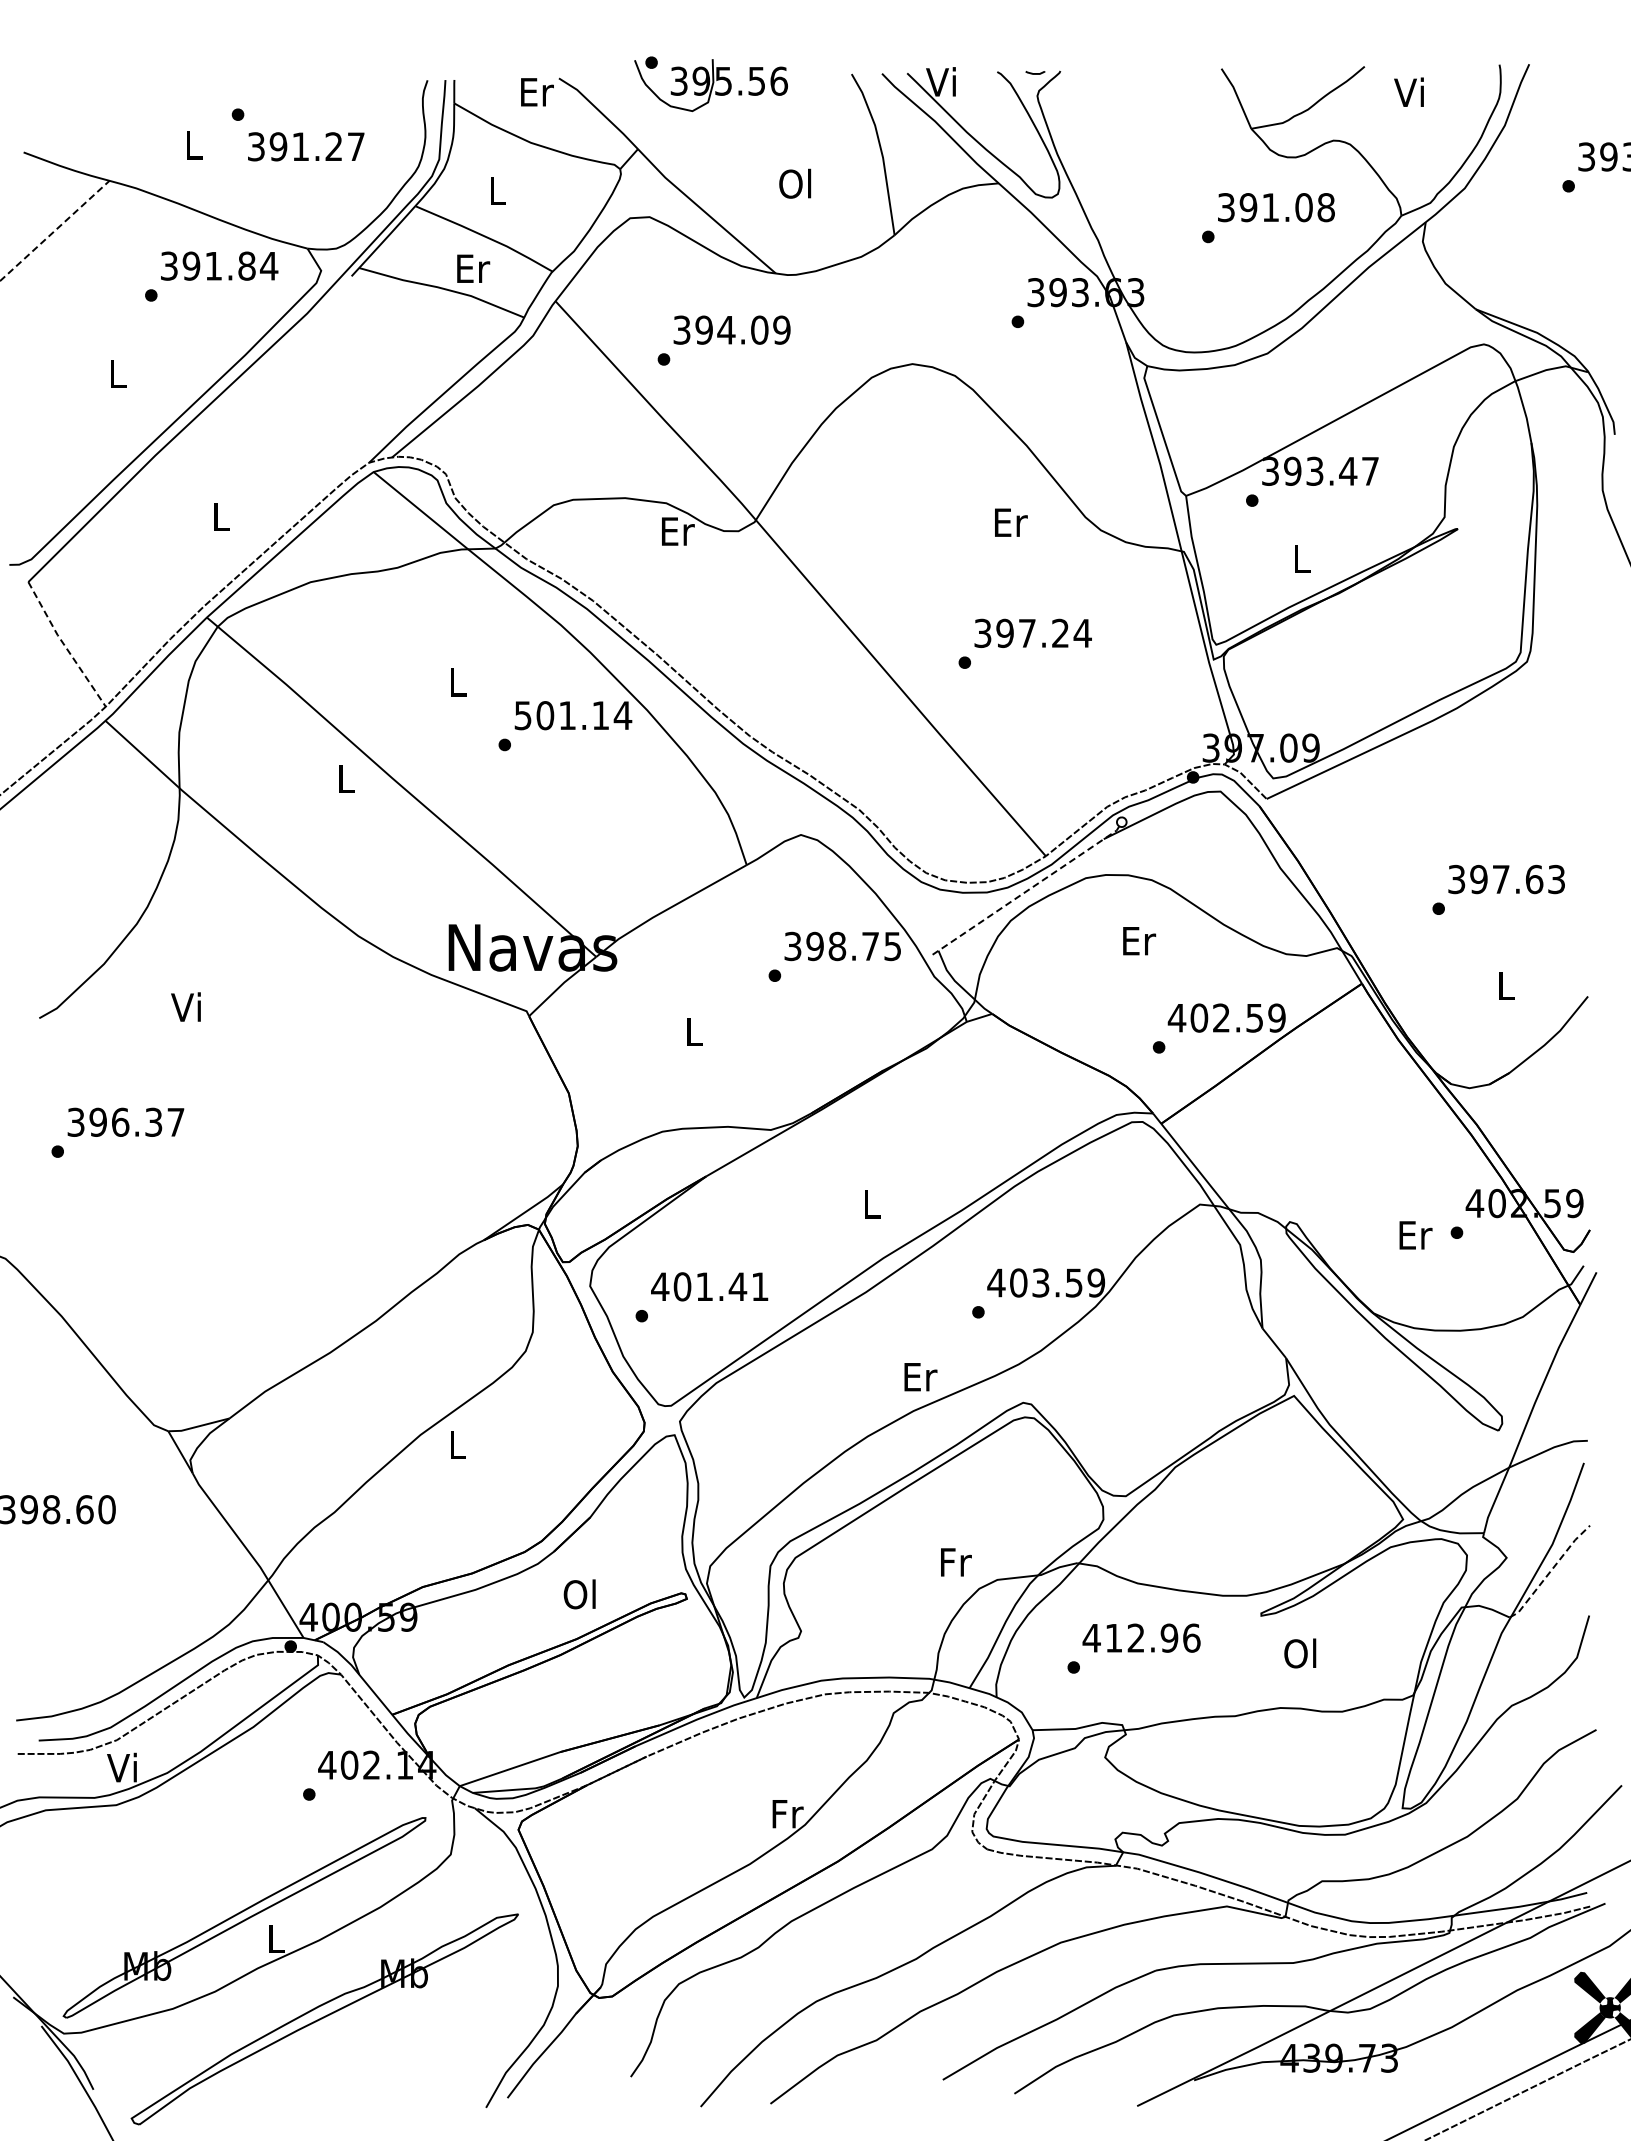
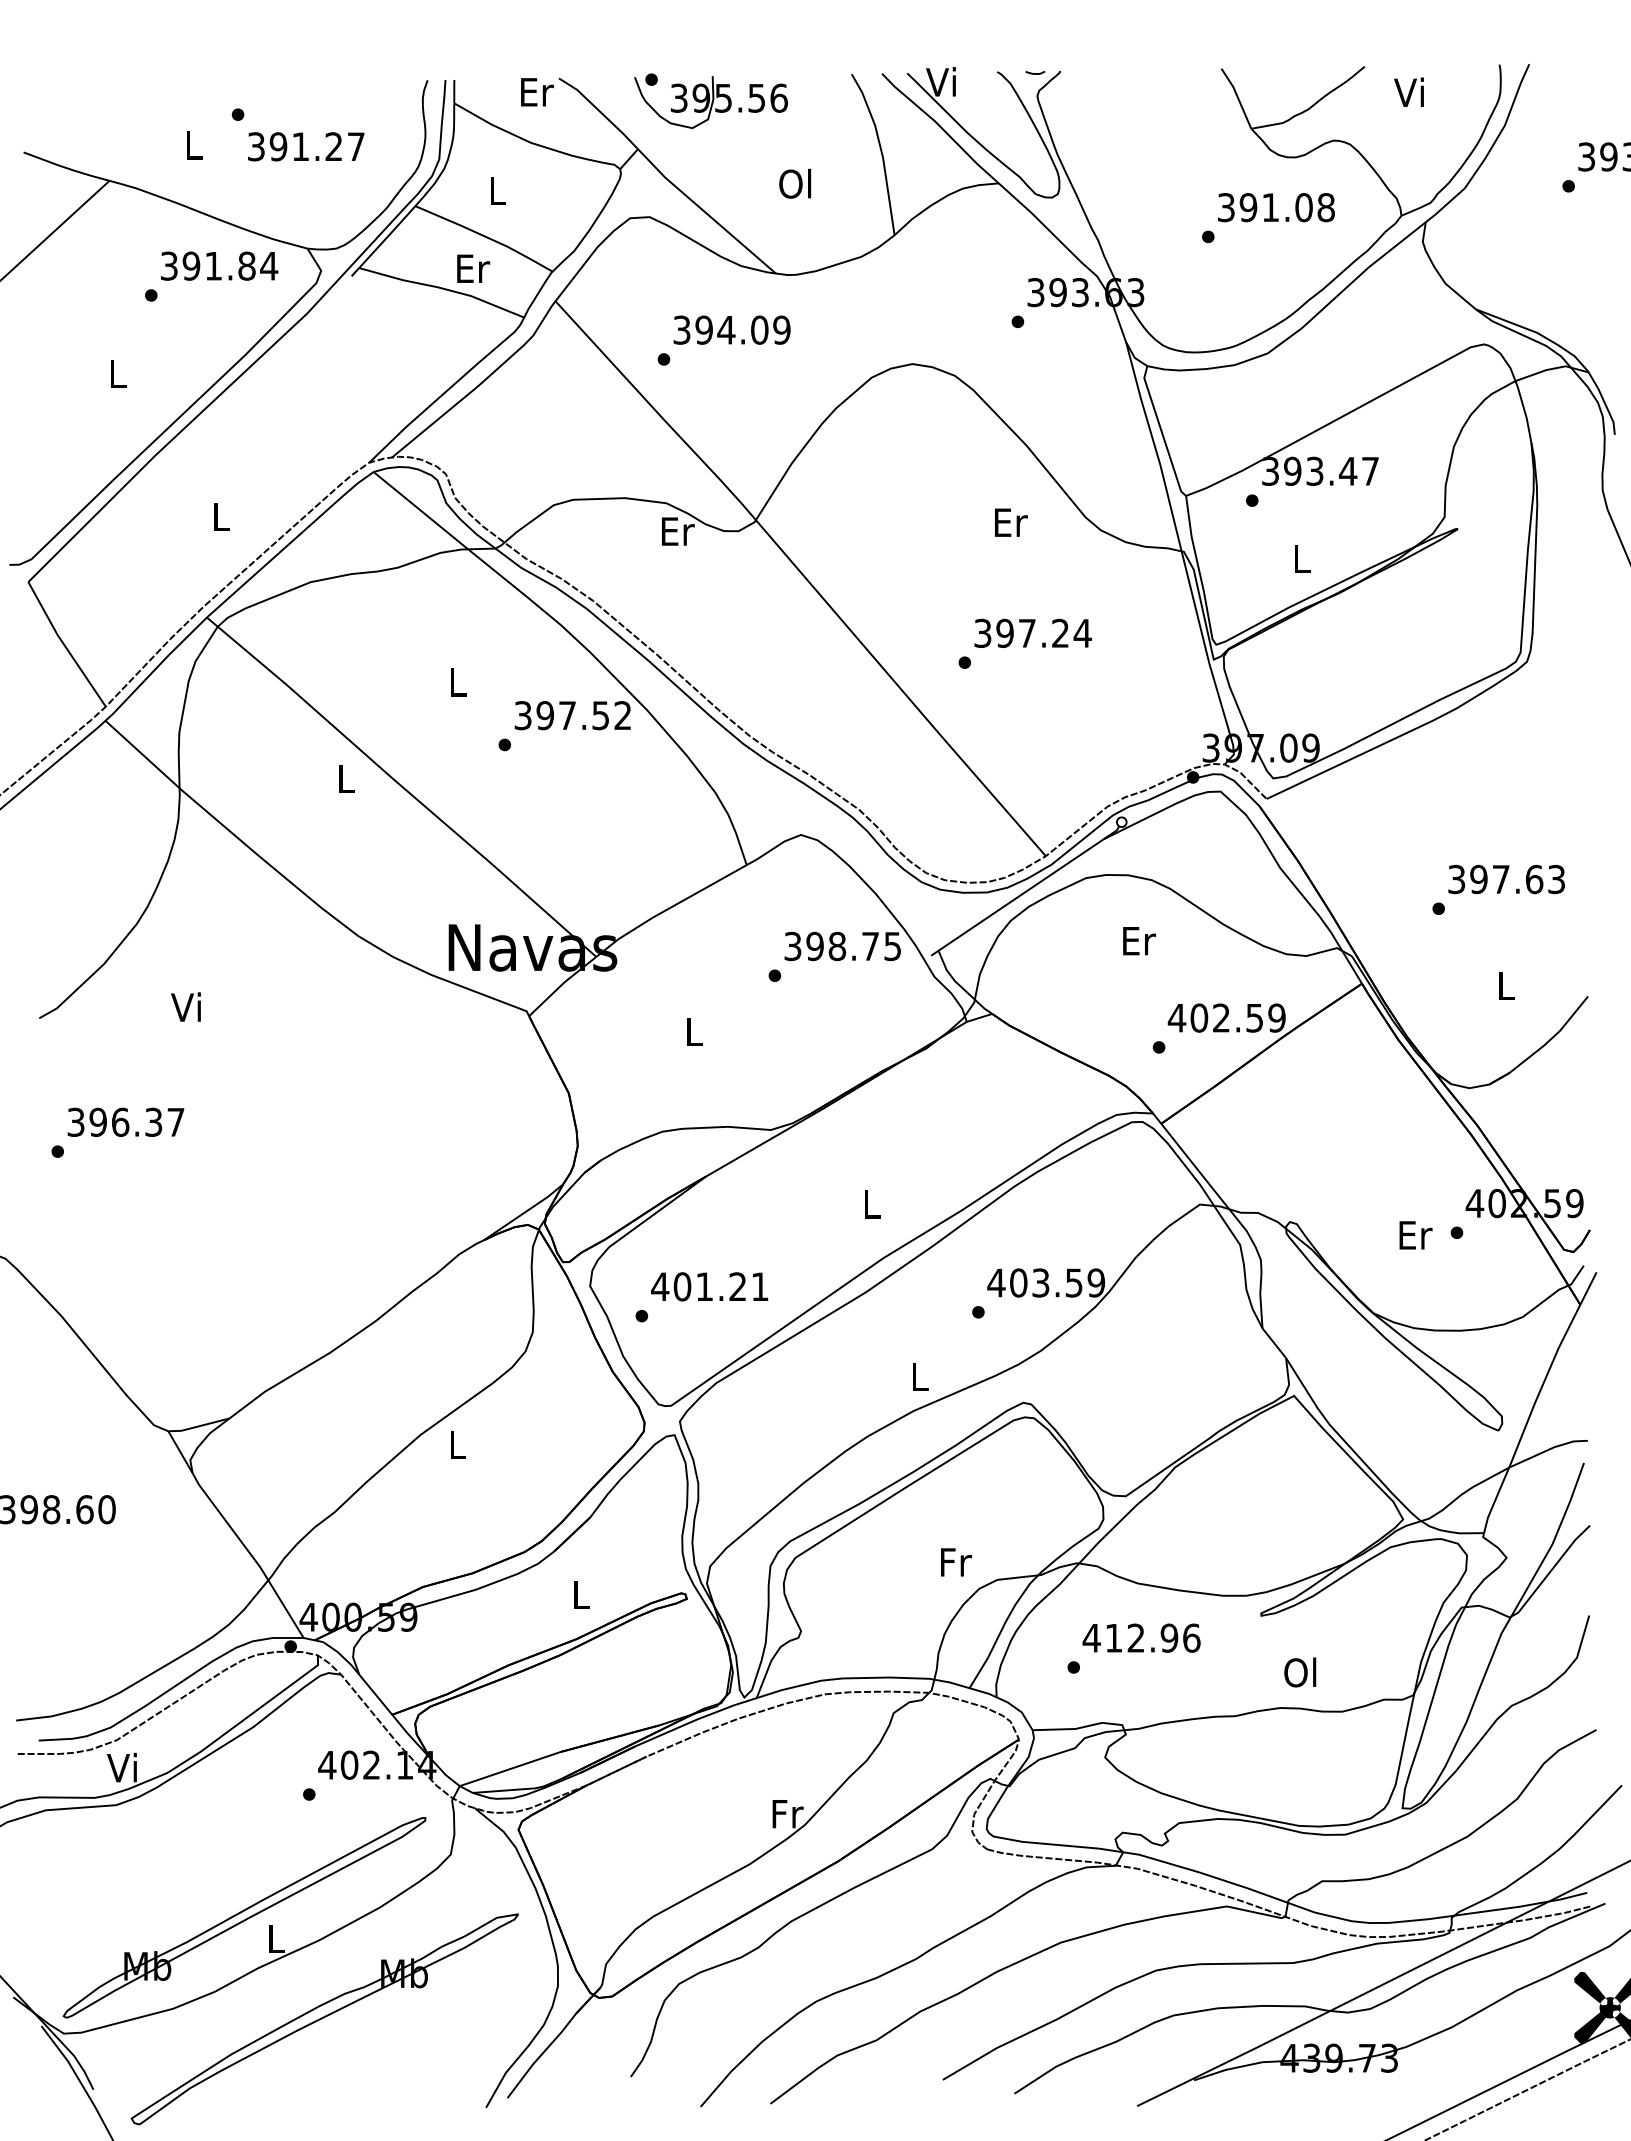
part position: (710, 84) -> (710, 101) (710, 101)
line: dashed -> solid (55, 230)
line: dashed -> solid (64, 645)
text: 501.14 -> 397.52 (573, 715)
line: dashed -> solid (1026, 891)
text: 401.41 -> 401.21 (737, 1286)
text: Er -> L (920, 1377)
line: dashed -> solid (1550, 1572)
text: Ol -> L (579, 1594)
text position: (1300, 1653) -> (1300, 1672) (1300, 1672)
